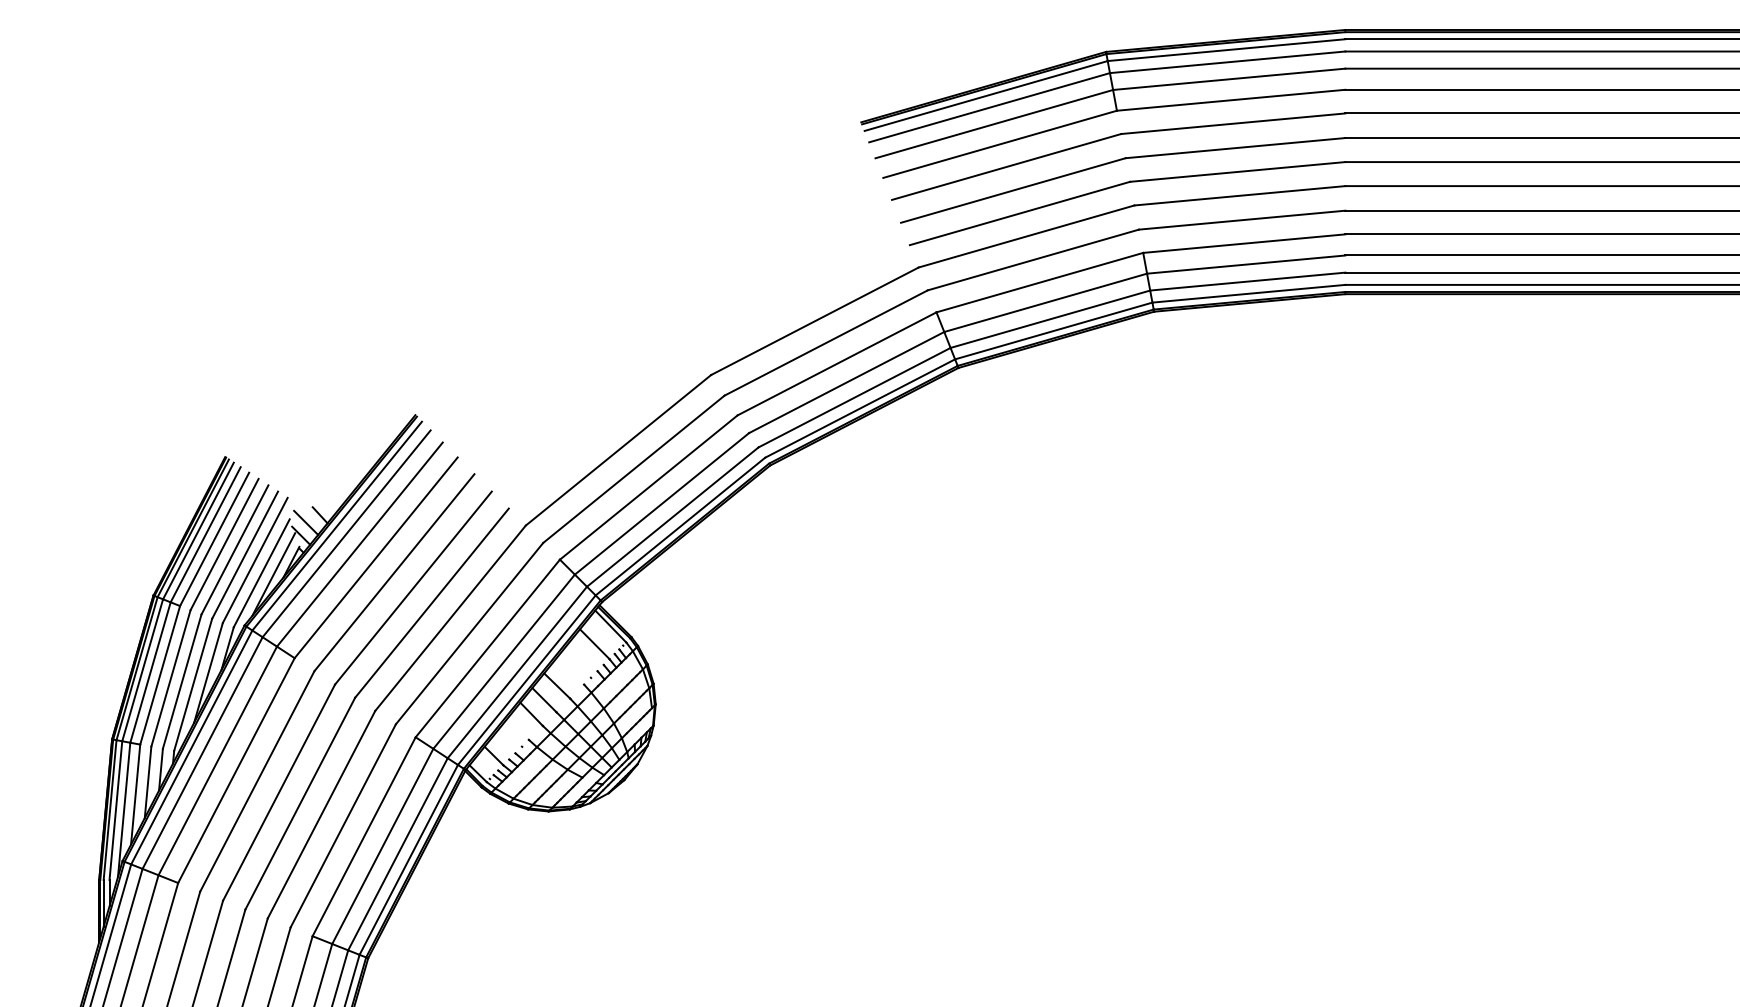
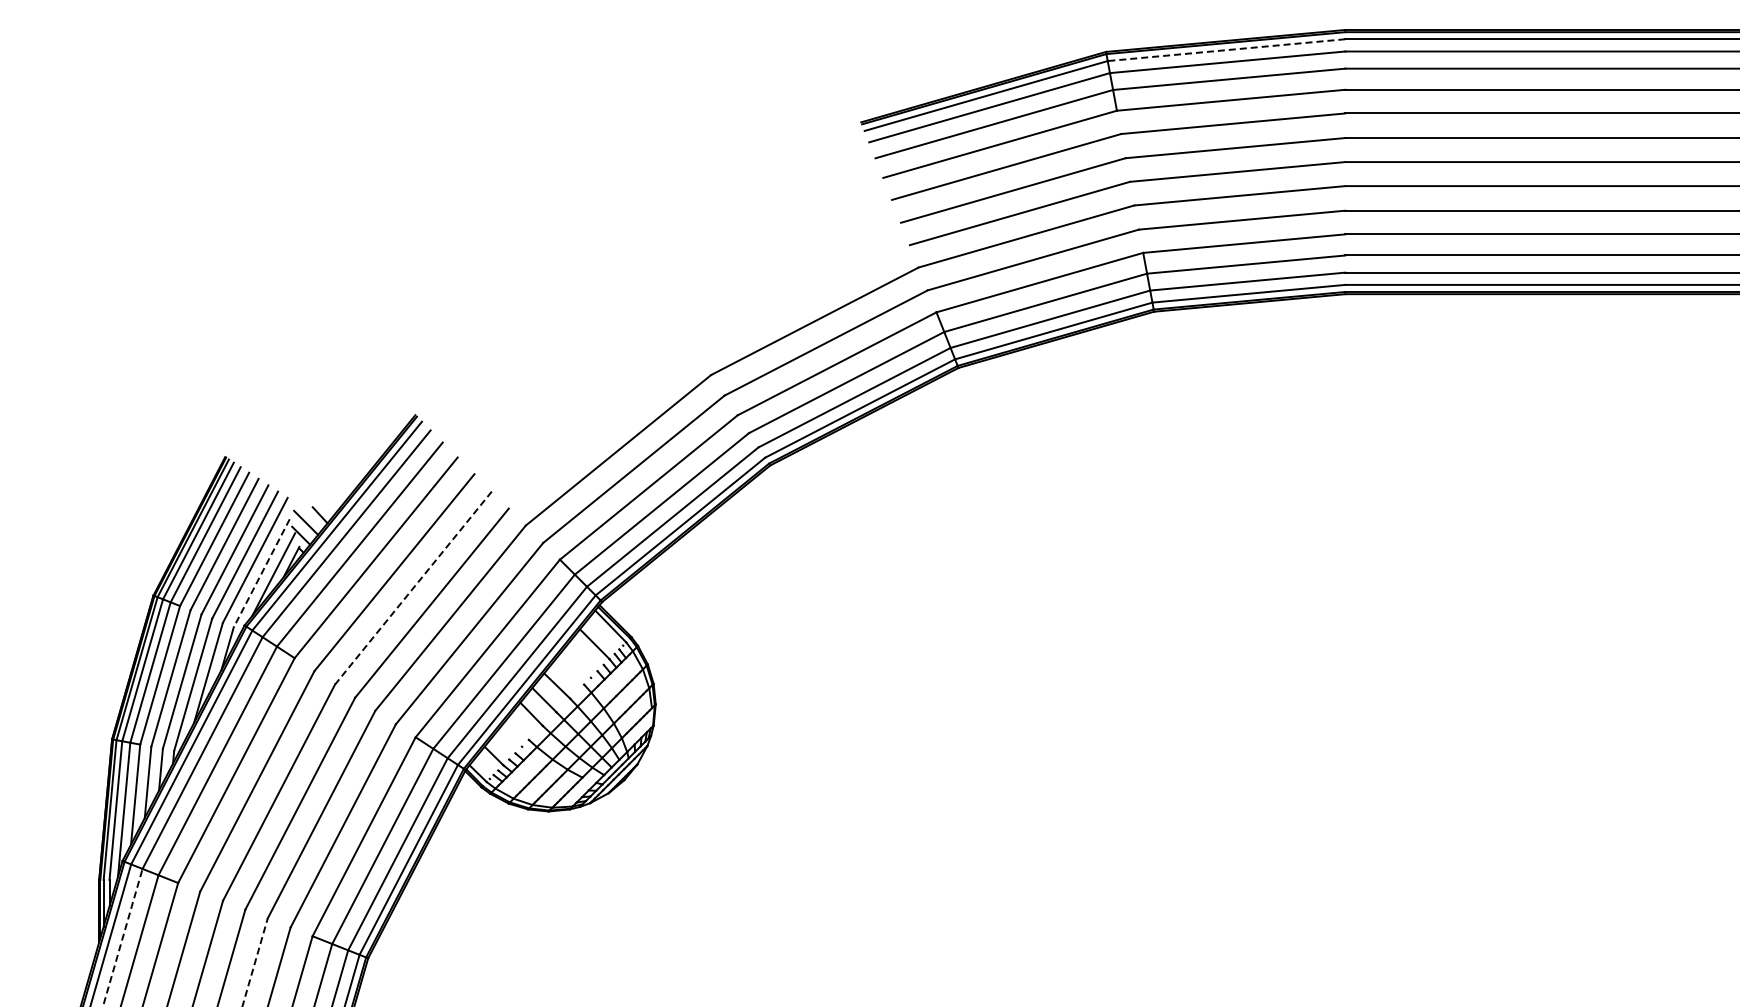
line: solid -> dashed (1226, 50)
line: solid -> dashed (261, 573)
line: solid -> dashed (413, 588)
line: solid -> dashed (123, 937)
line: solid -> dashed (255, 962)
